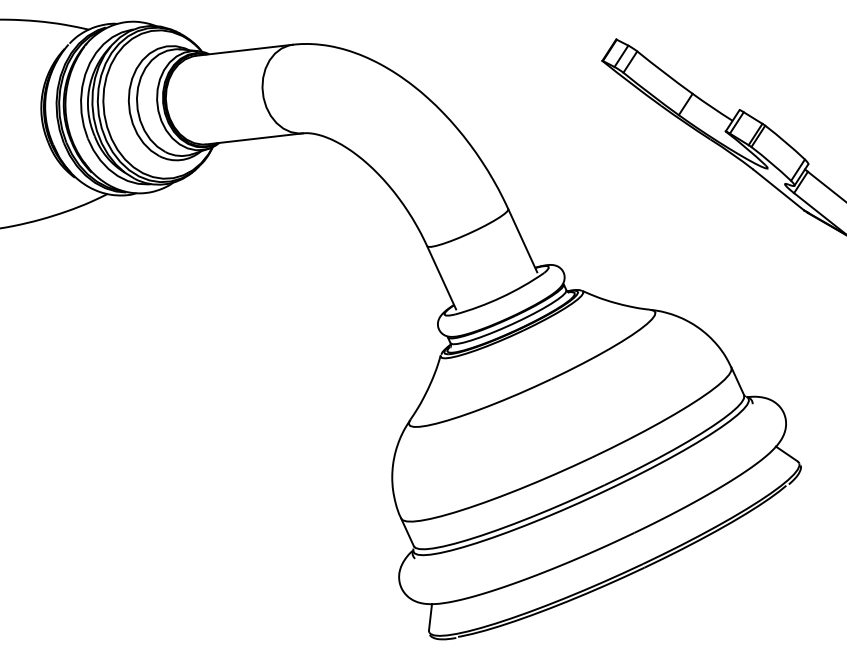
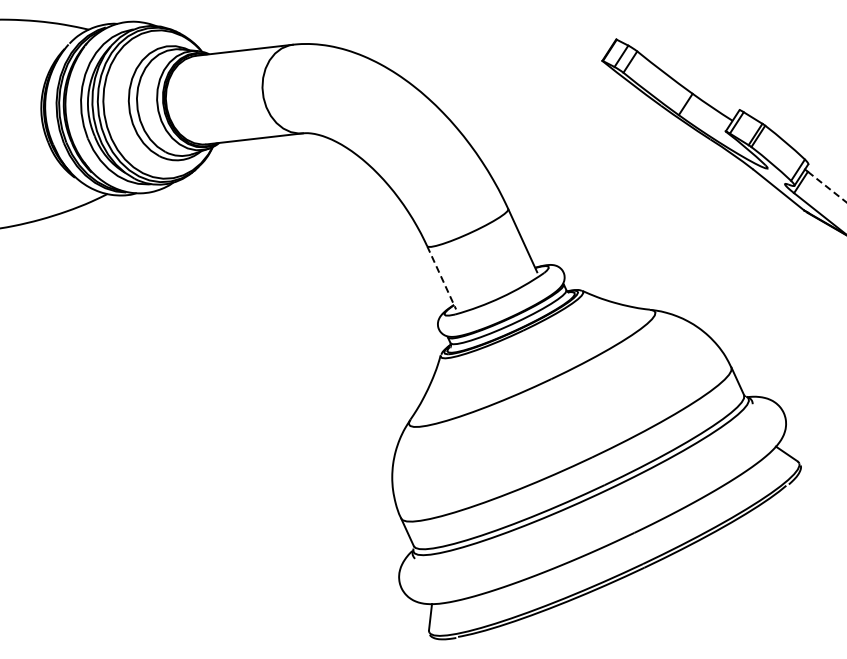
line: solid -> dashed (827, 187)
line: solid -> dashed (441, 277)
